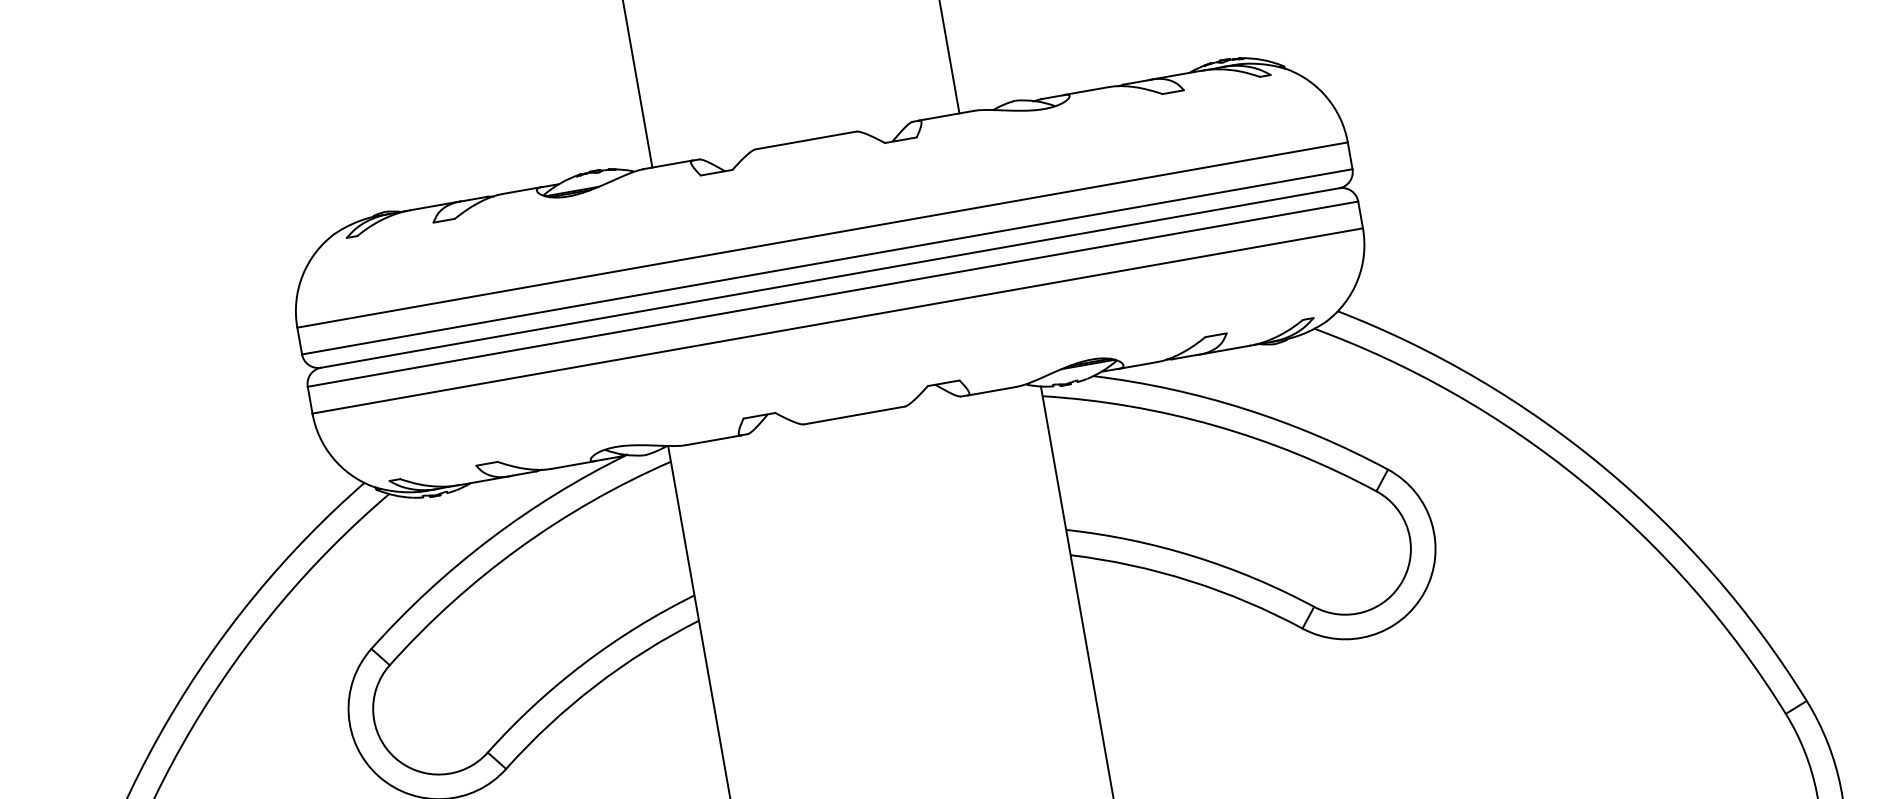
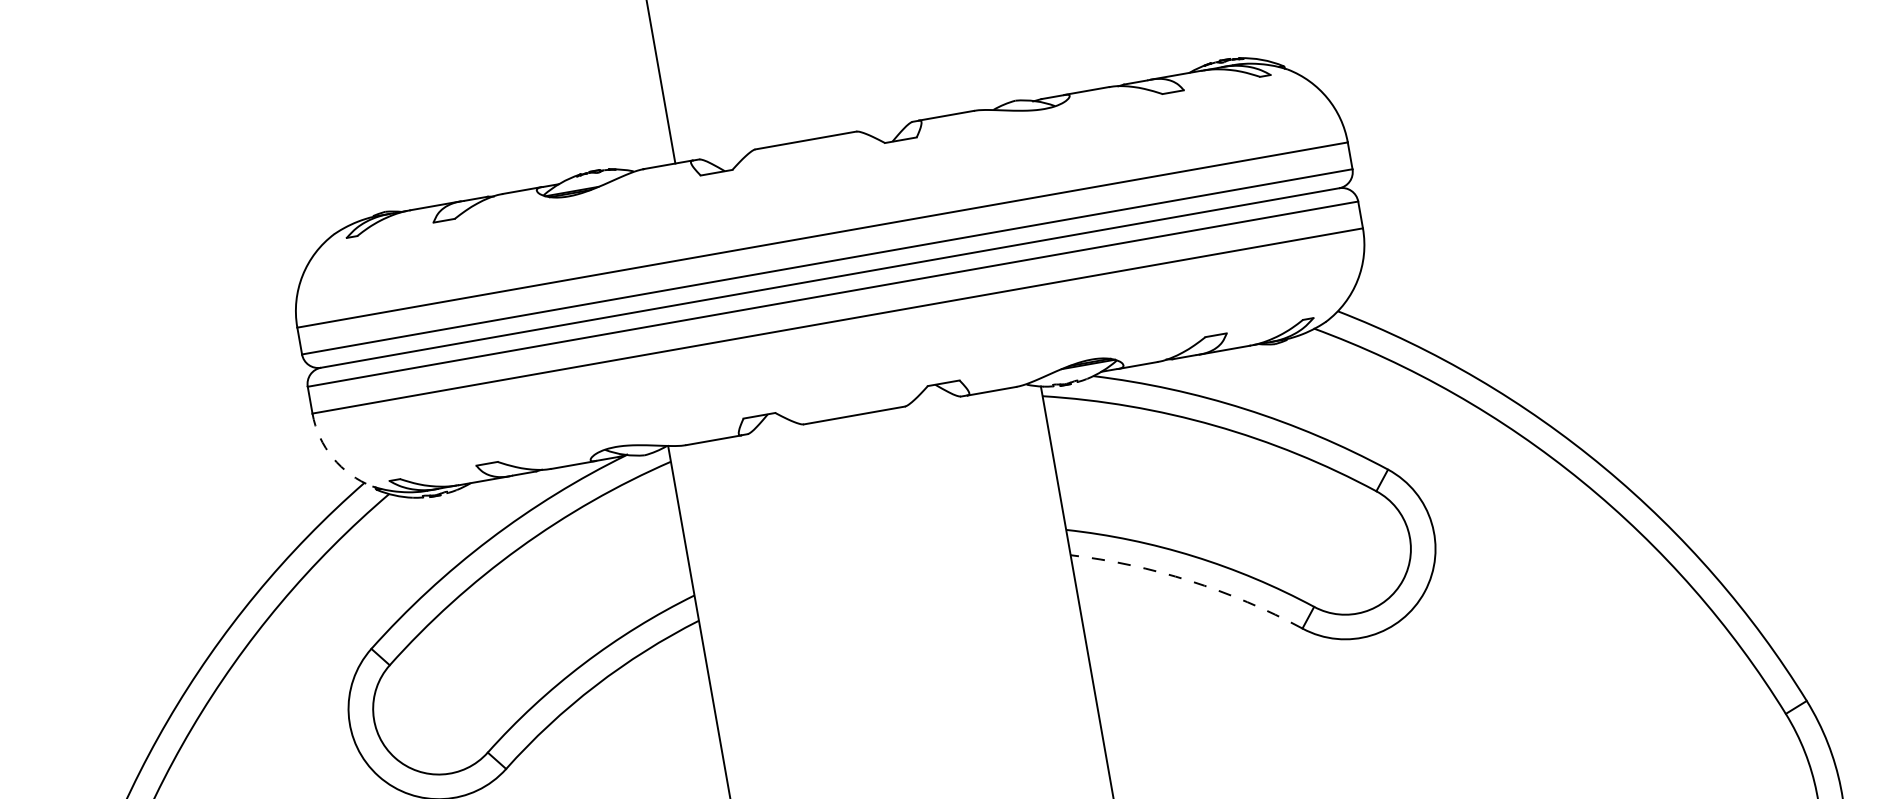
line: present -> none (949, 57)
line position: (637, 84) -> (660, 82) (660, 82)
arc: solid -> dashed (332, 457)
arc: solid -> dashed (1190, 580)
